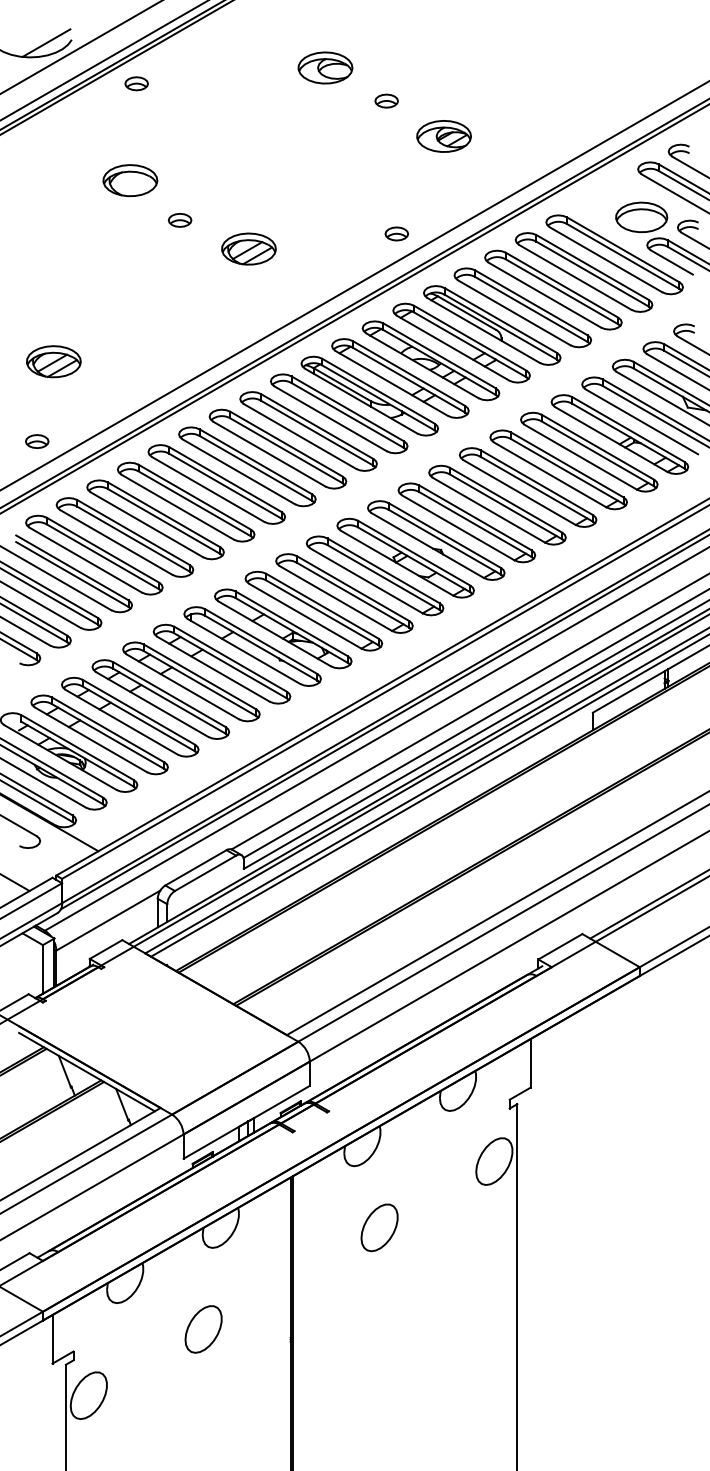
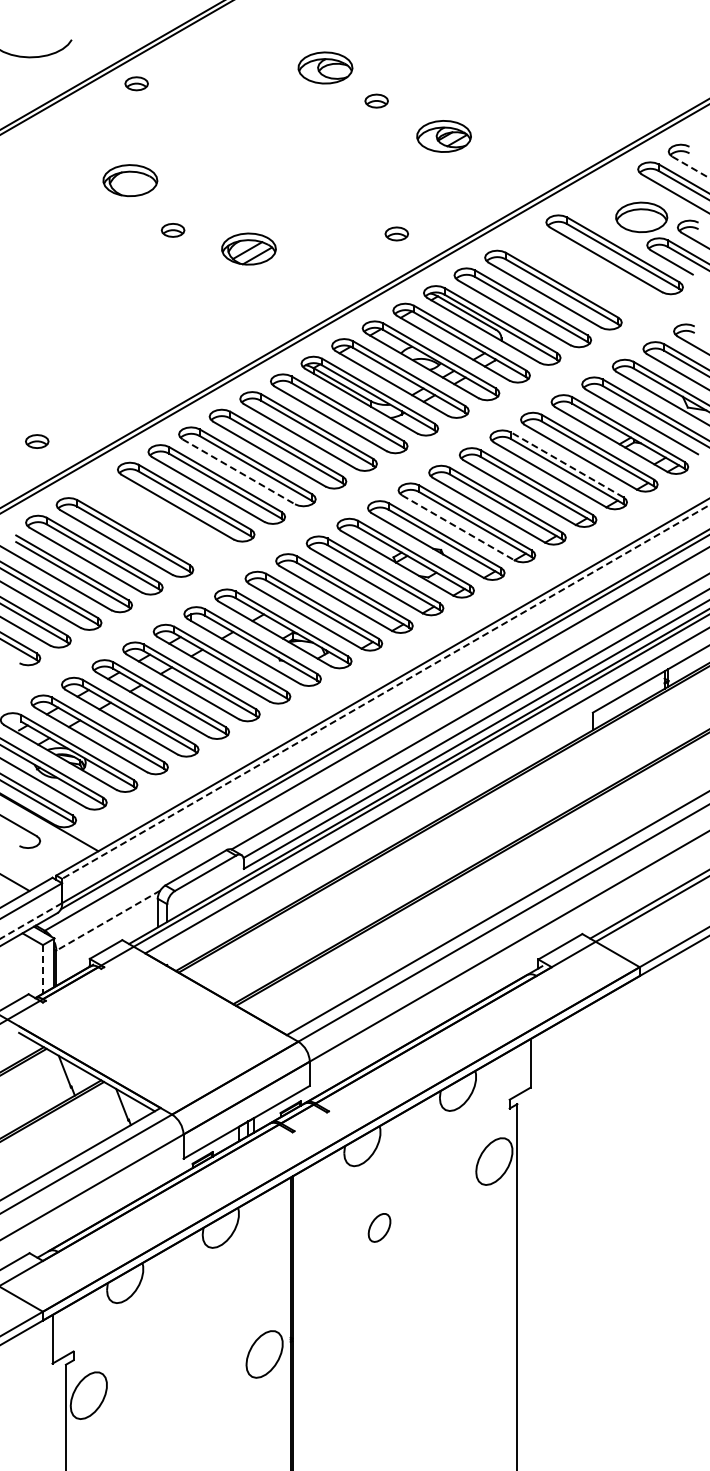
line: present -> none (46, 43)
line: present -> none (80, 47)
line: present -> none (103, 60)
part position: (386, 100) -> (376, 100) (376, 100)
line: solid -> dashed (691, 167)
part position: (179, 220) -> (172, 230) (172, 230)
part: present -> none (583, 272)
line: present -> none (354, 285)
part: present -> none (53, 361)
line: solid -> dashed (567, 464)
line: solid -> dashed (238, 471)
part: present -> none (155, 519)
line: solid -> dashed (458, 527)
line: solid -> dashed (386, 691)
line: present -> none (428, 796)
line: solid -> dashed (107, 920)
line: solid -> dashed (31, 921)
line: solid -> dashed (42, 969)
part size: 39x50 px -> 25x30 px (379, 1227)
part position: (203, 1329) -> (264, 1354) (264, 1354)
